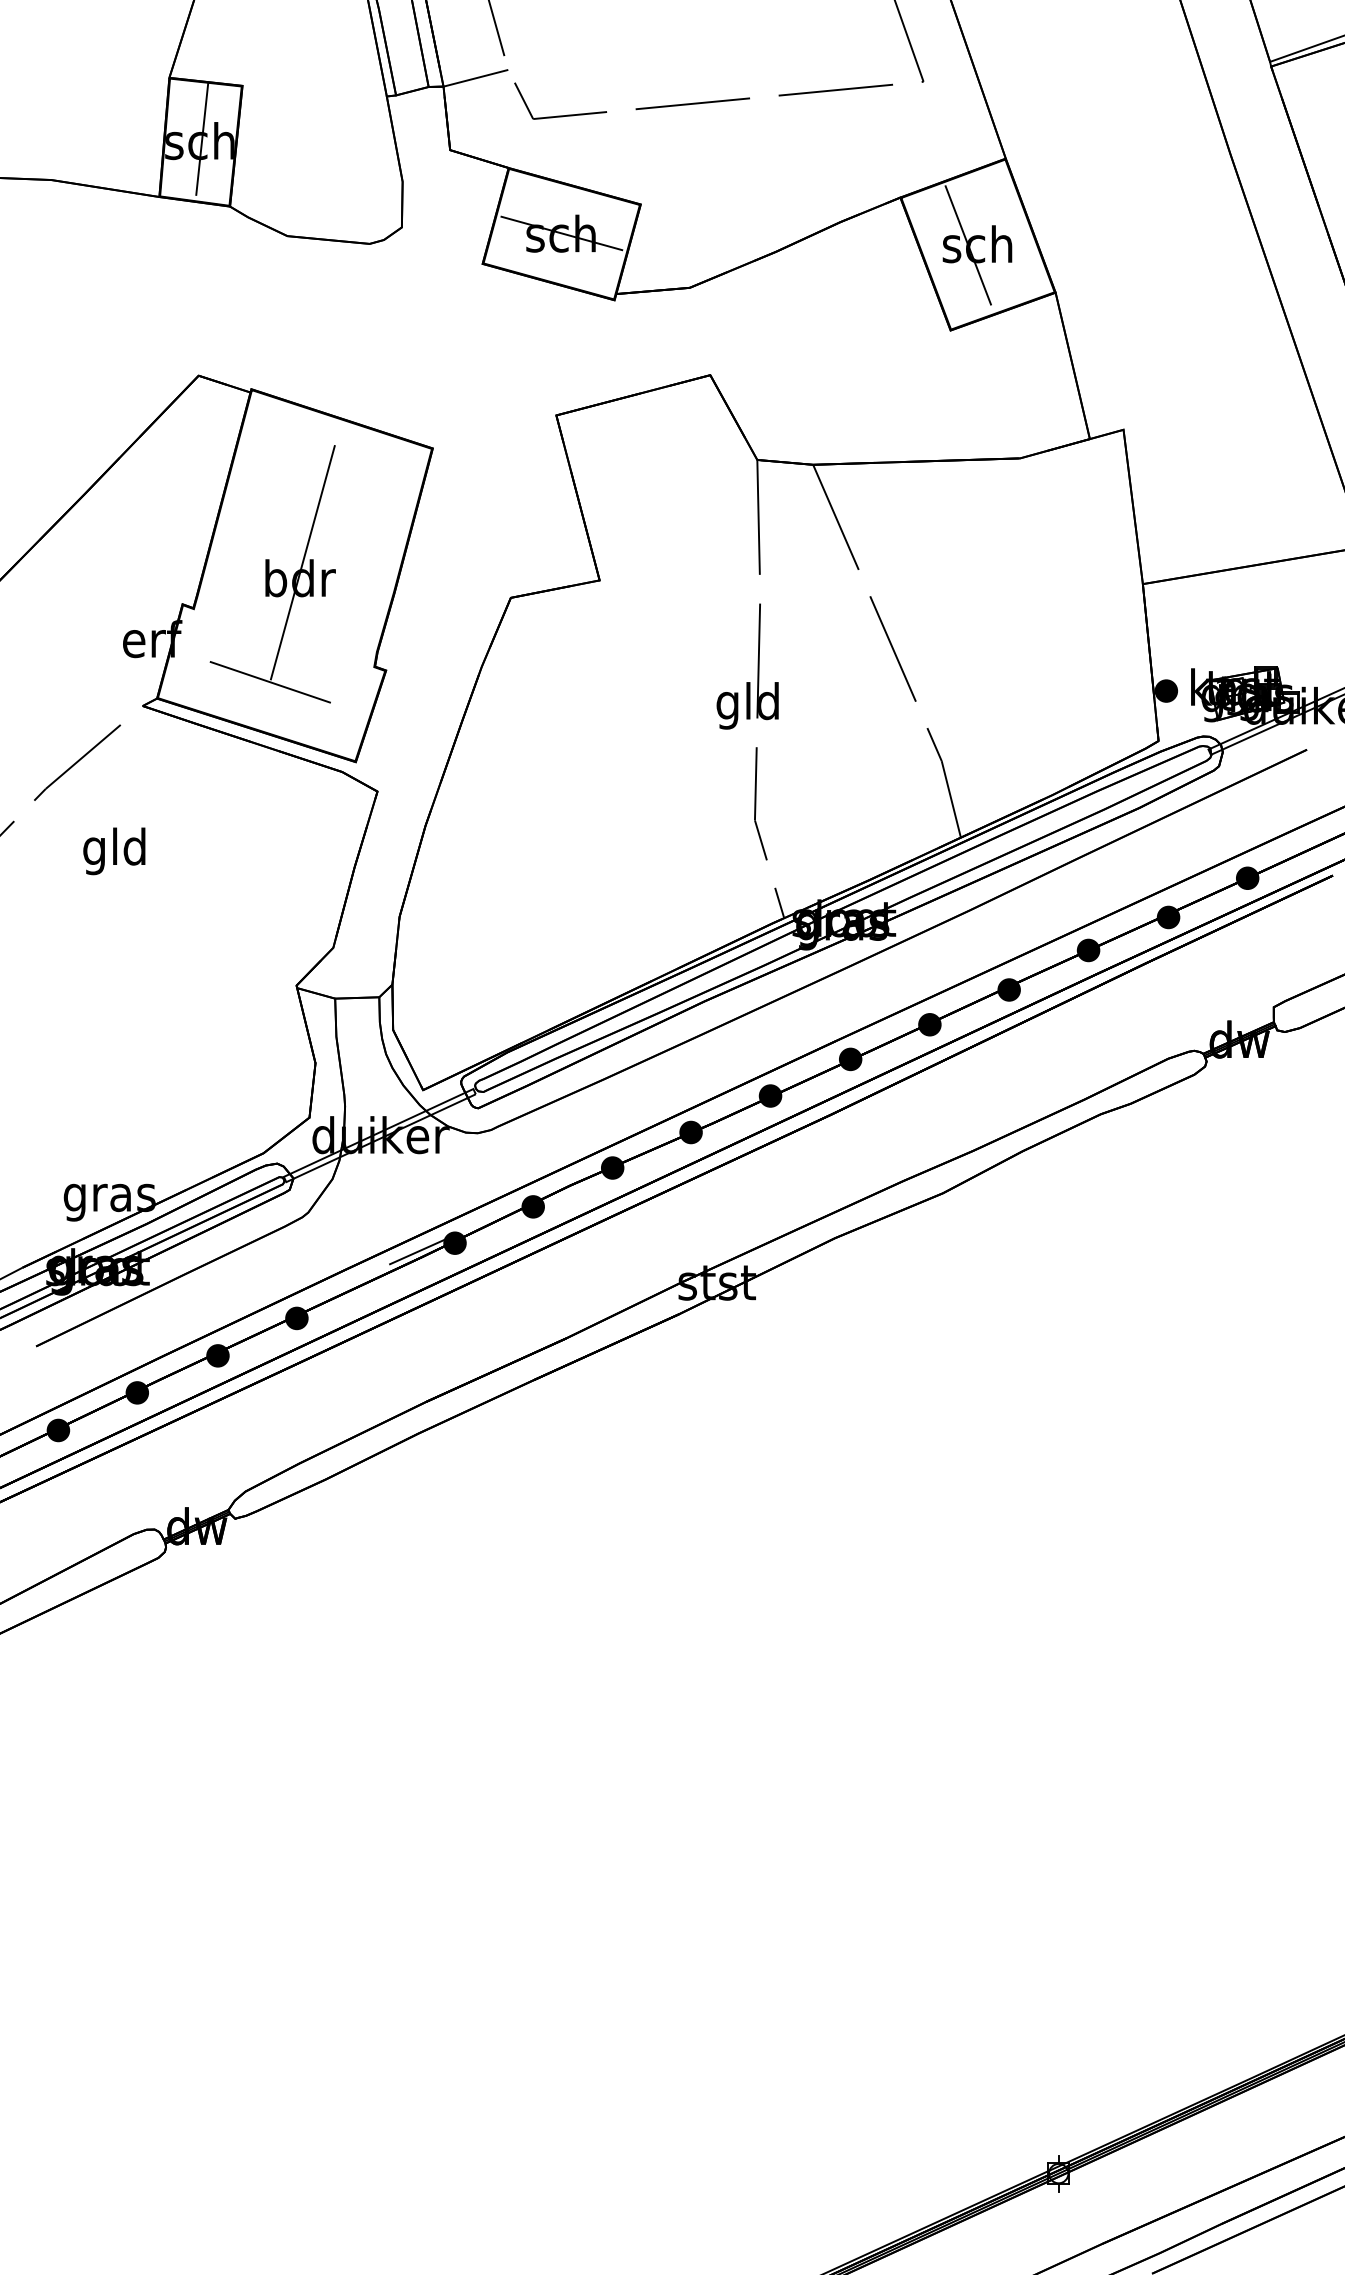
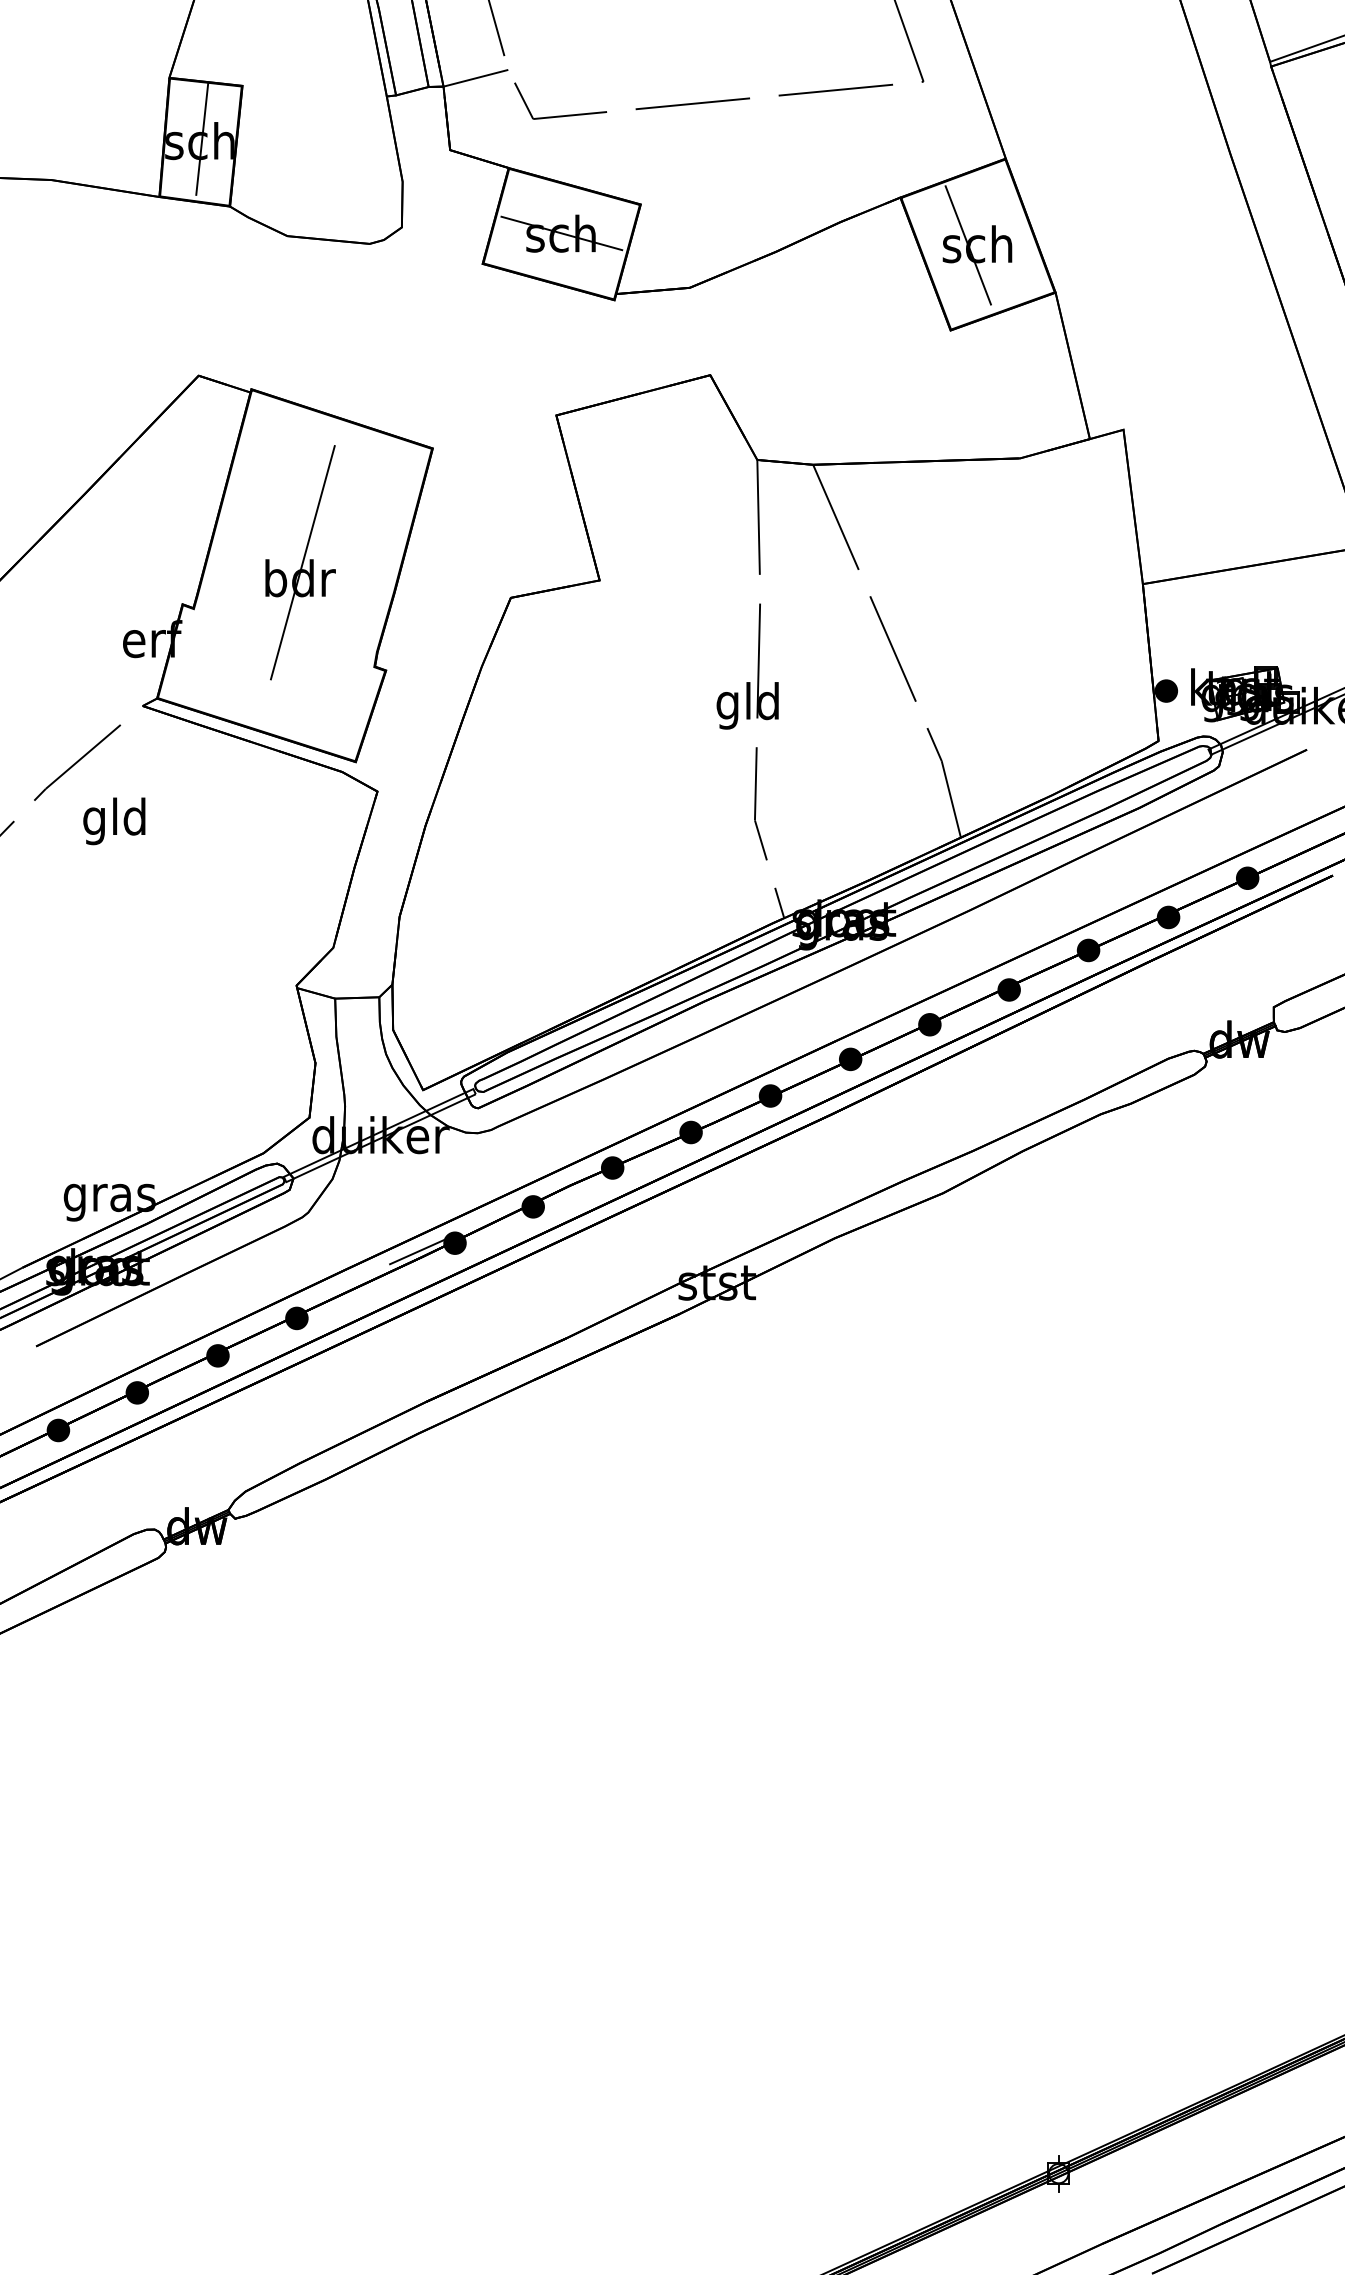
line: present -> none (270, 682)
text position: (114, 851) -> (114, 821) (114, 821)
